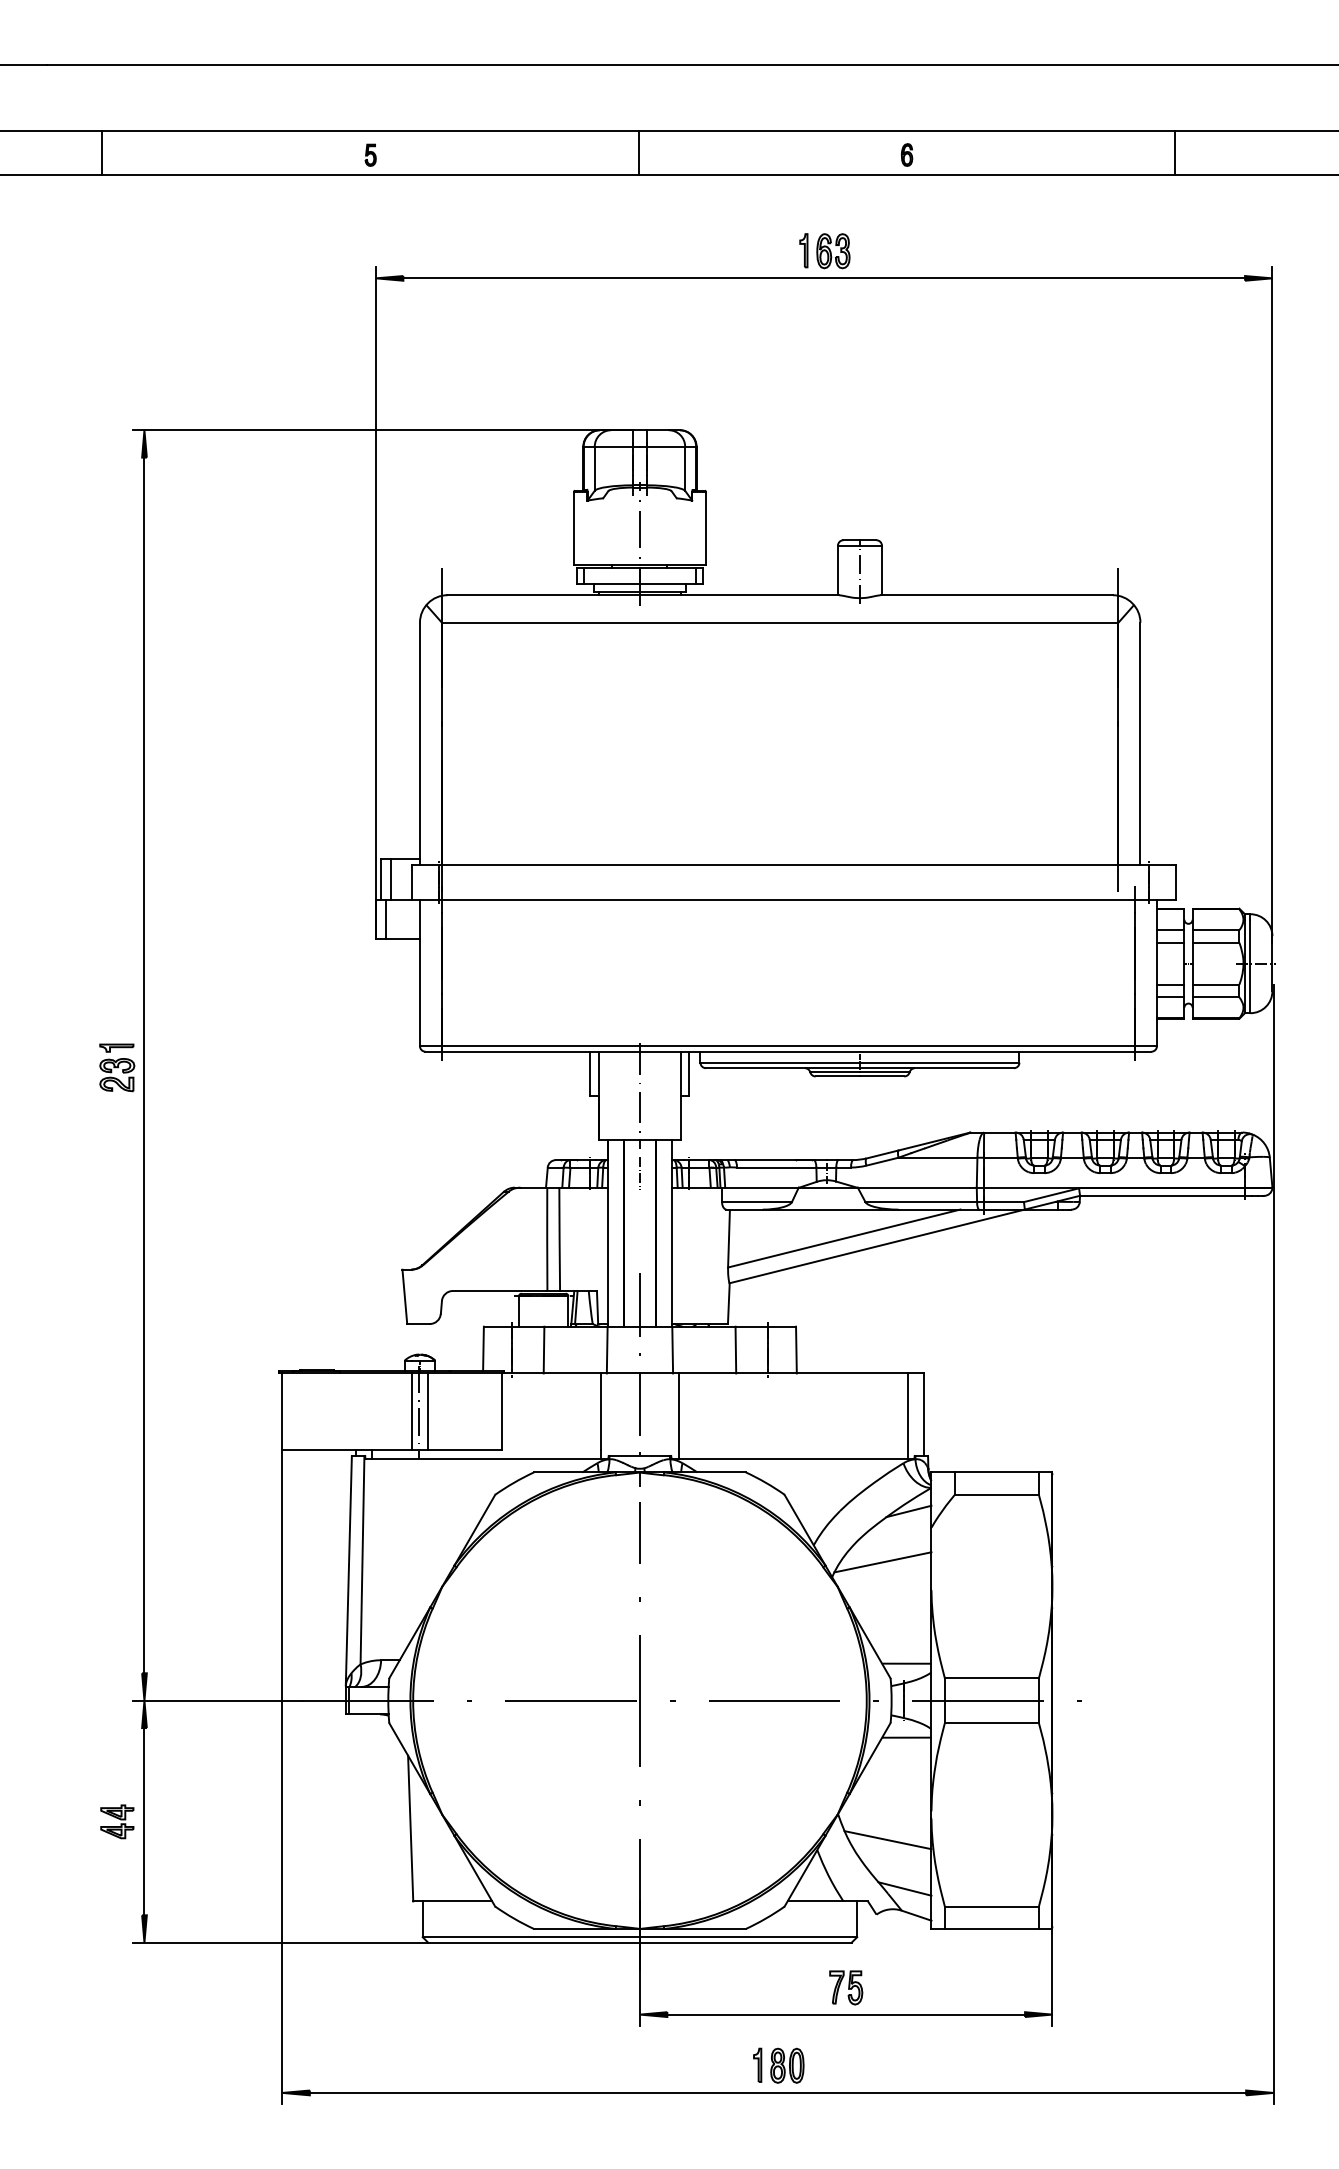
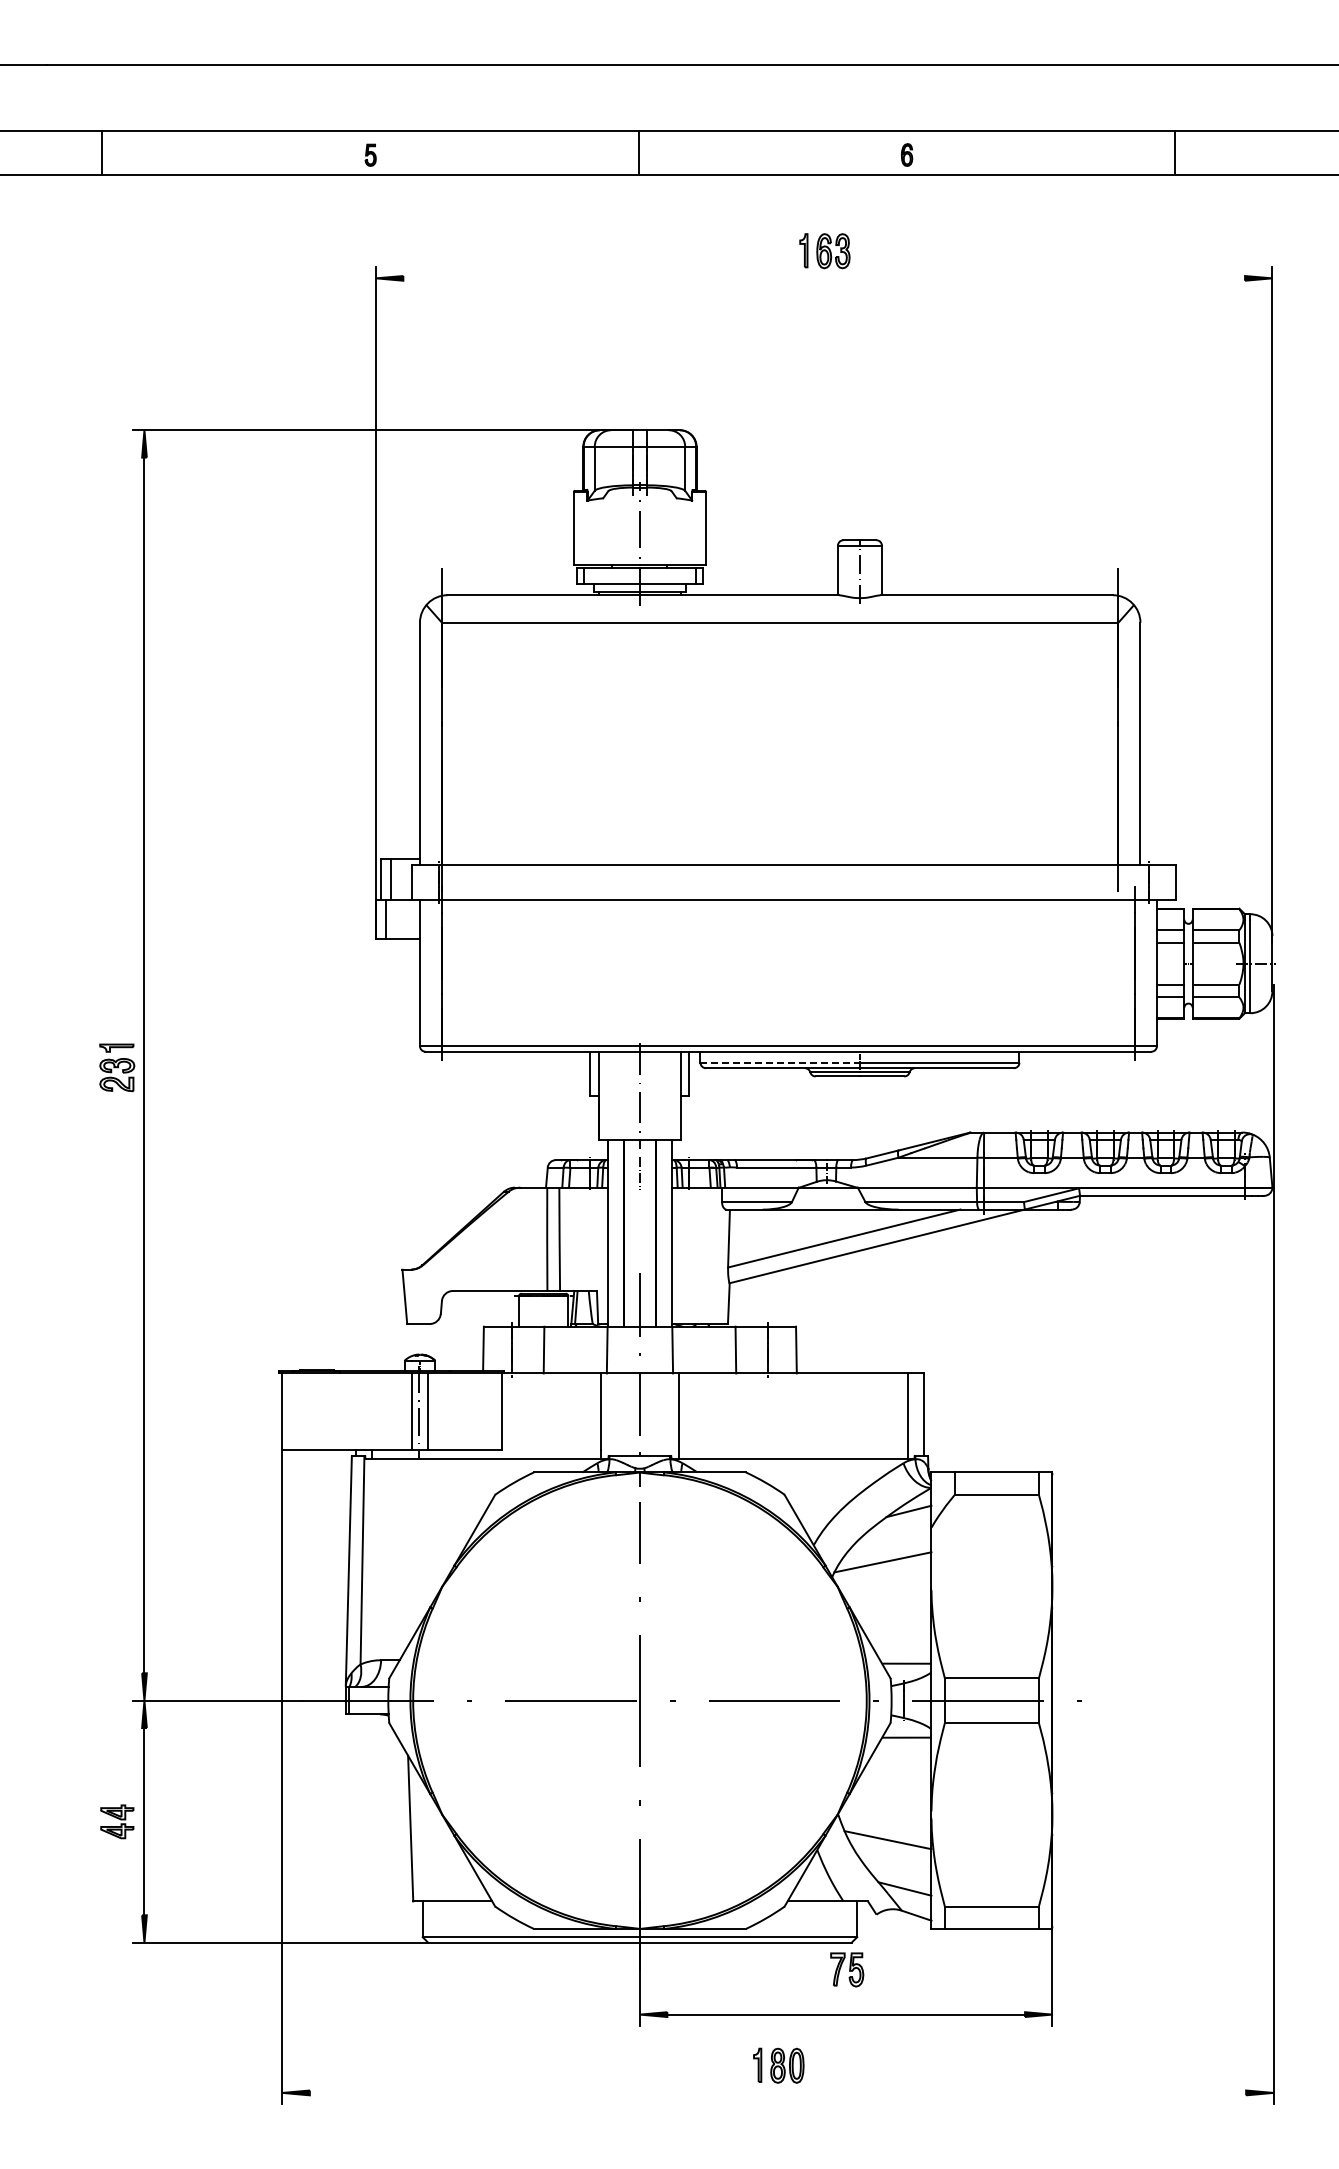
line: present -> none (824, 278)
line: solid -> dashed (780, 1062)
part position: (846, 1987) -> (847, 1969) (847, 1969)
line: present -> none (777, 2092)
